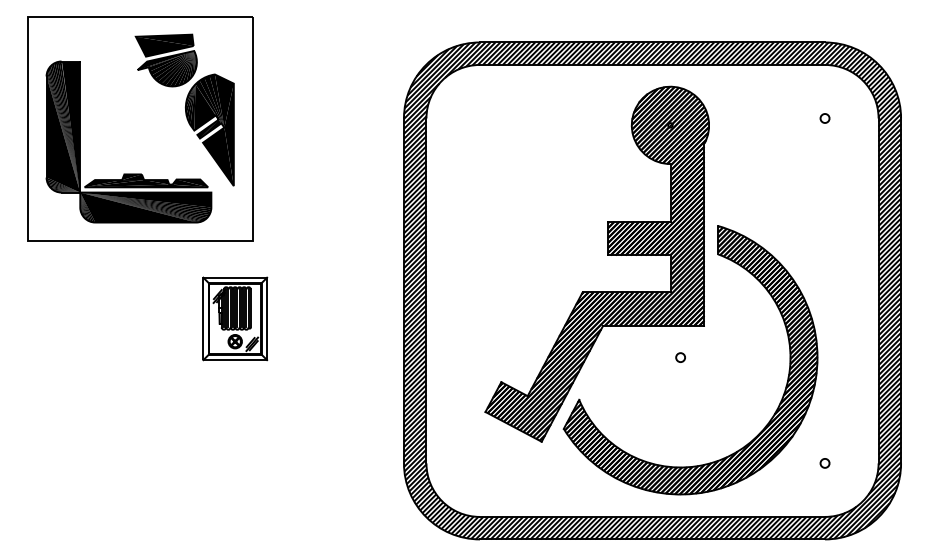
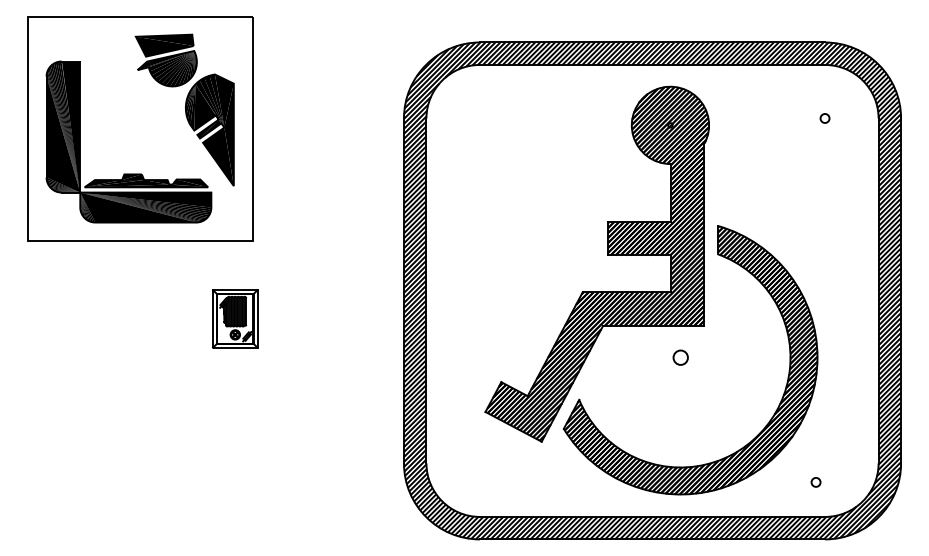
part size: 67x86 px -> 47x60 px (235, 318)
circle size: 11x11 px -> 17x17 px (680, 357)
circle position: (824, 463) -> (815, 482) (815, 482)
